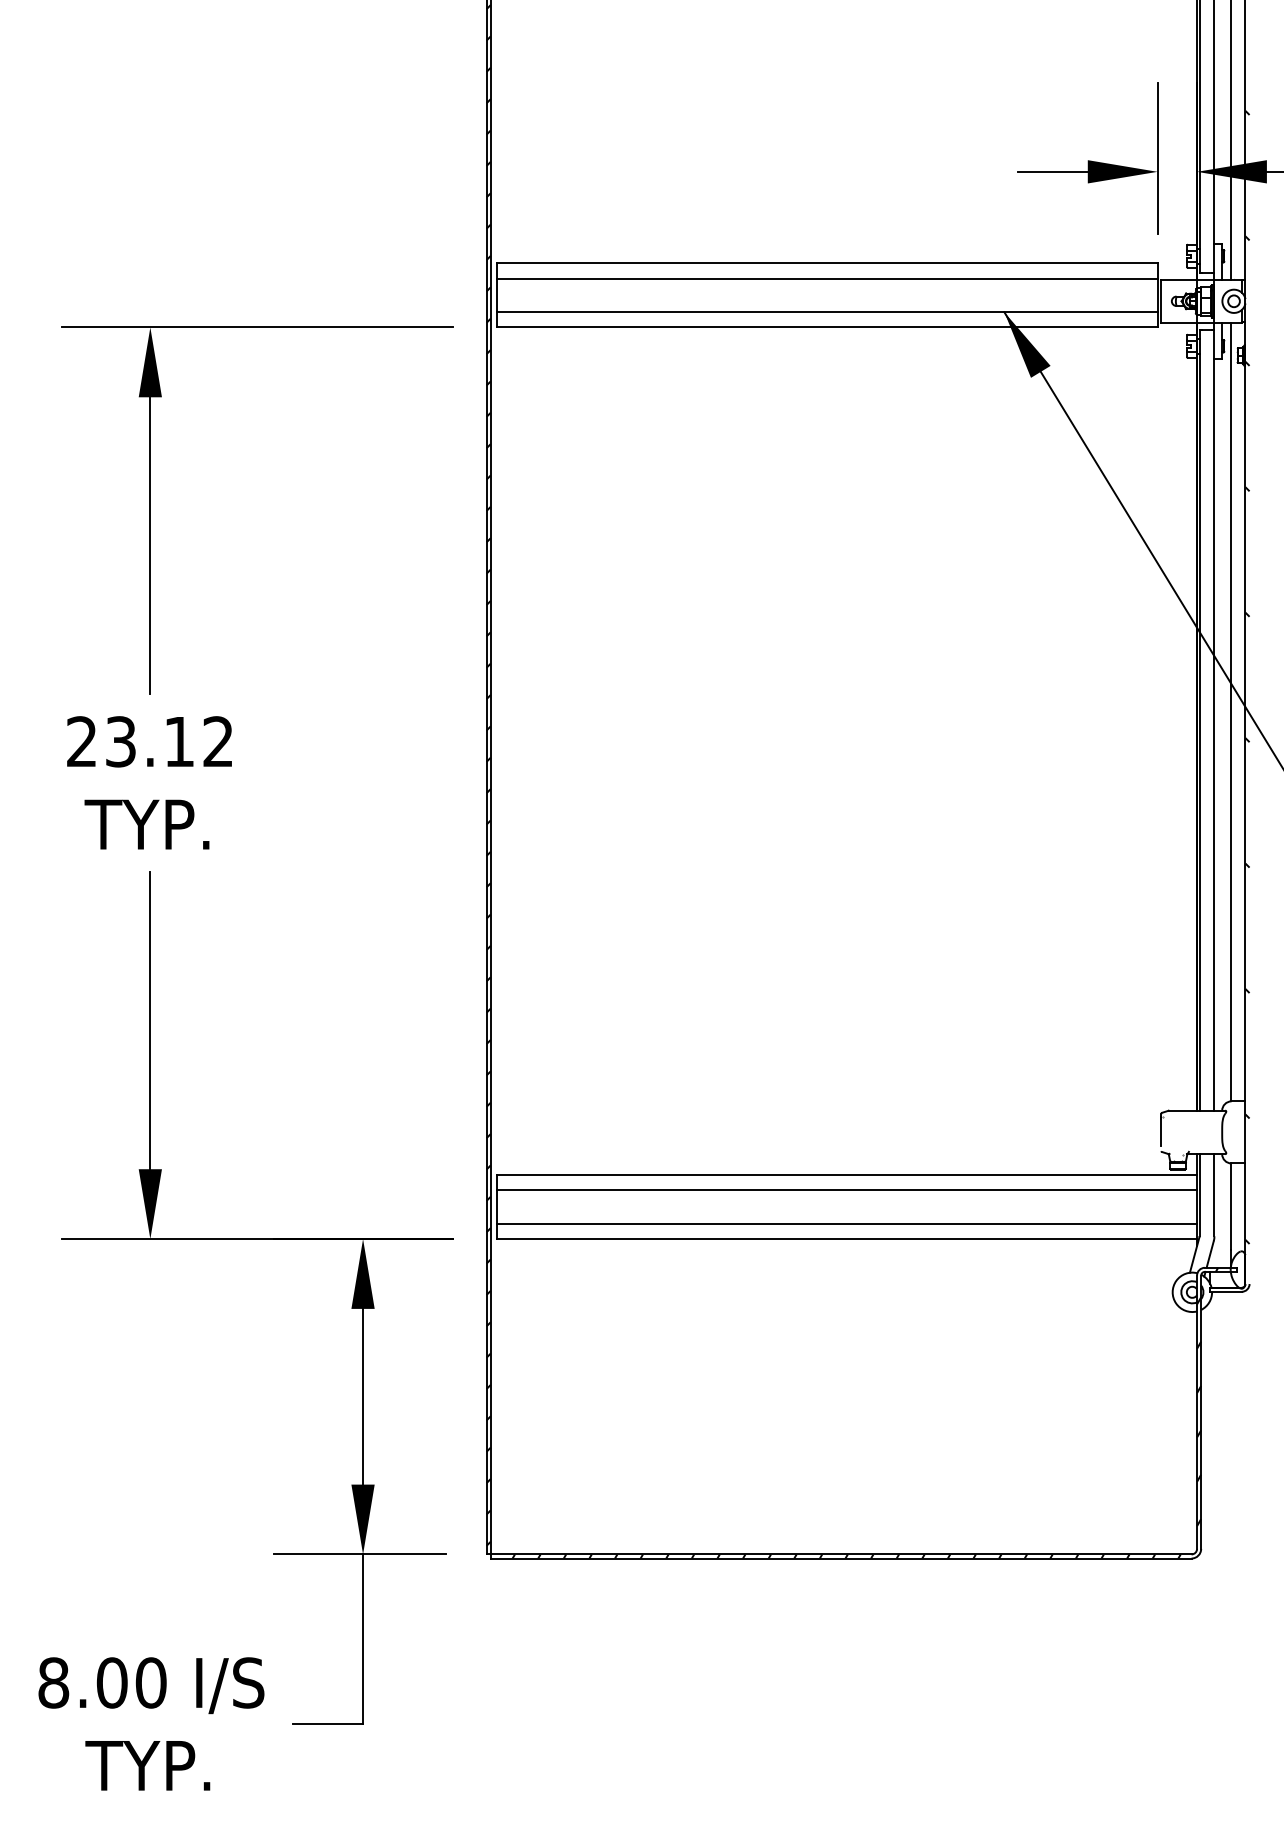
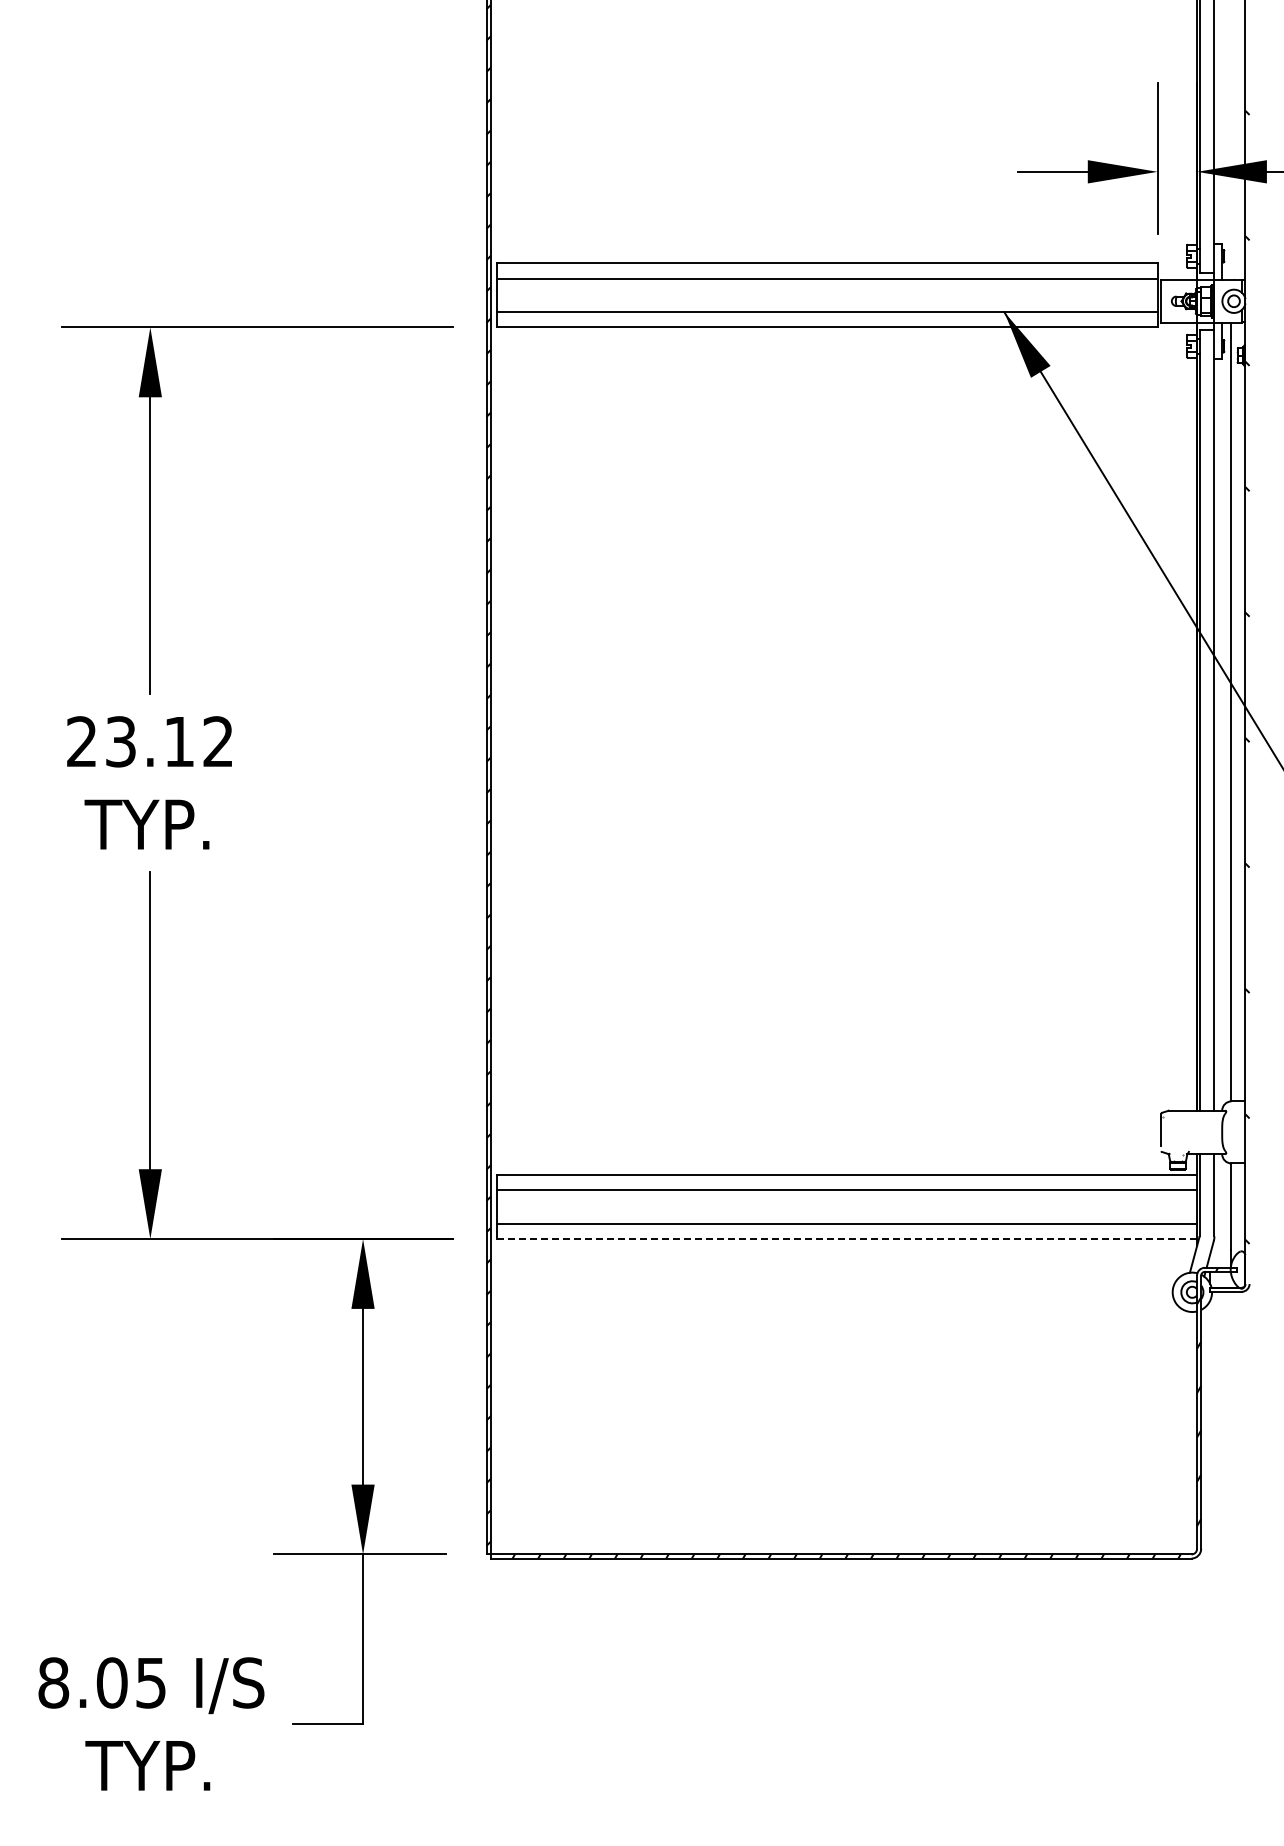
line: present -> none (1230, 140)
line: solid -> dashed (847, 1239)
text: 8.00 -> 8.05 (150, 1682)
